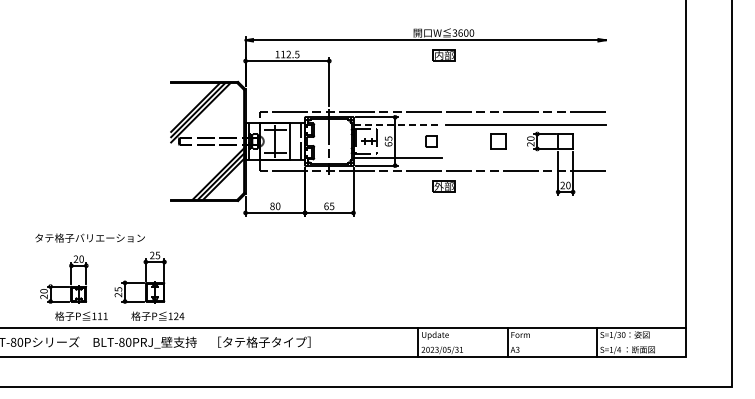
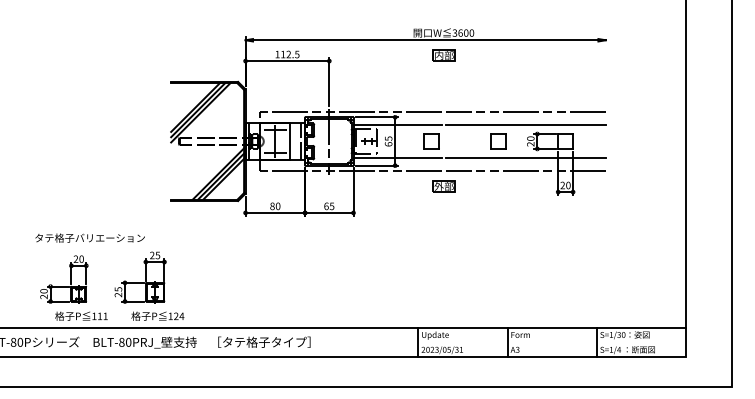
line: dashed -> solid (398, 124)
part size: 13x13 px -> 17x17 px (431, 141)
line: none -> present (525, 158)
